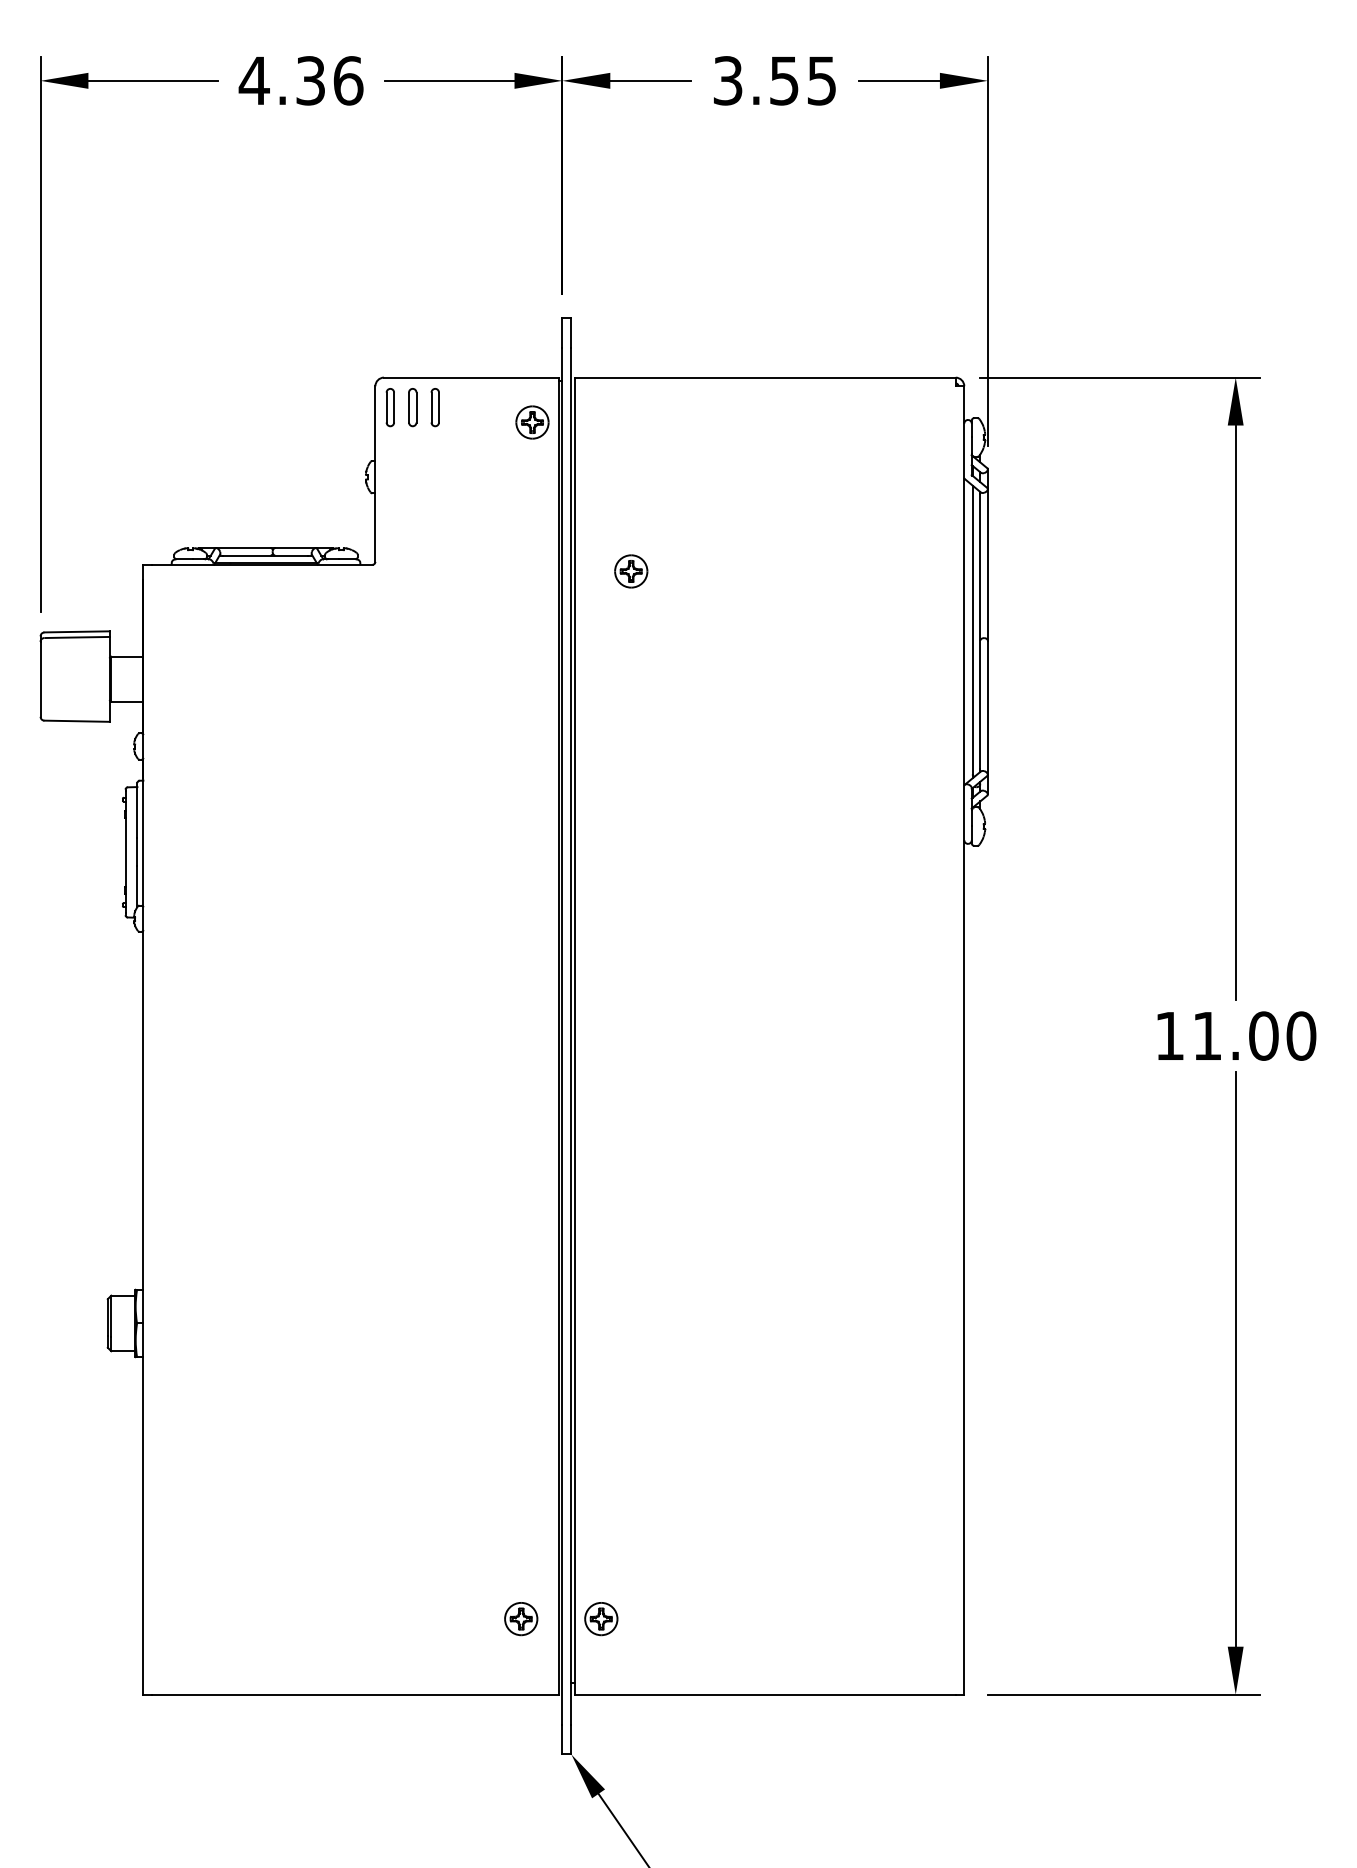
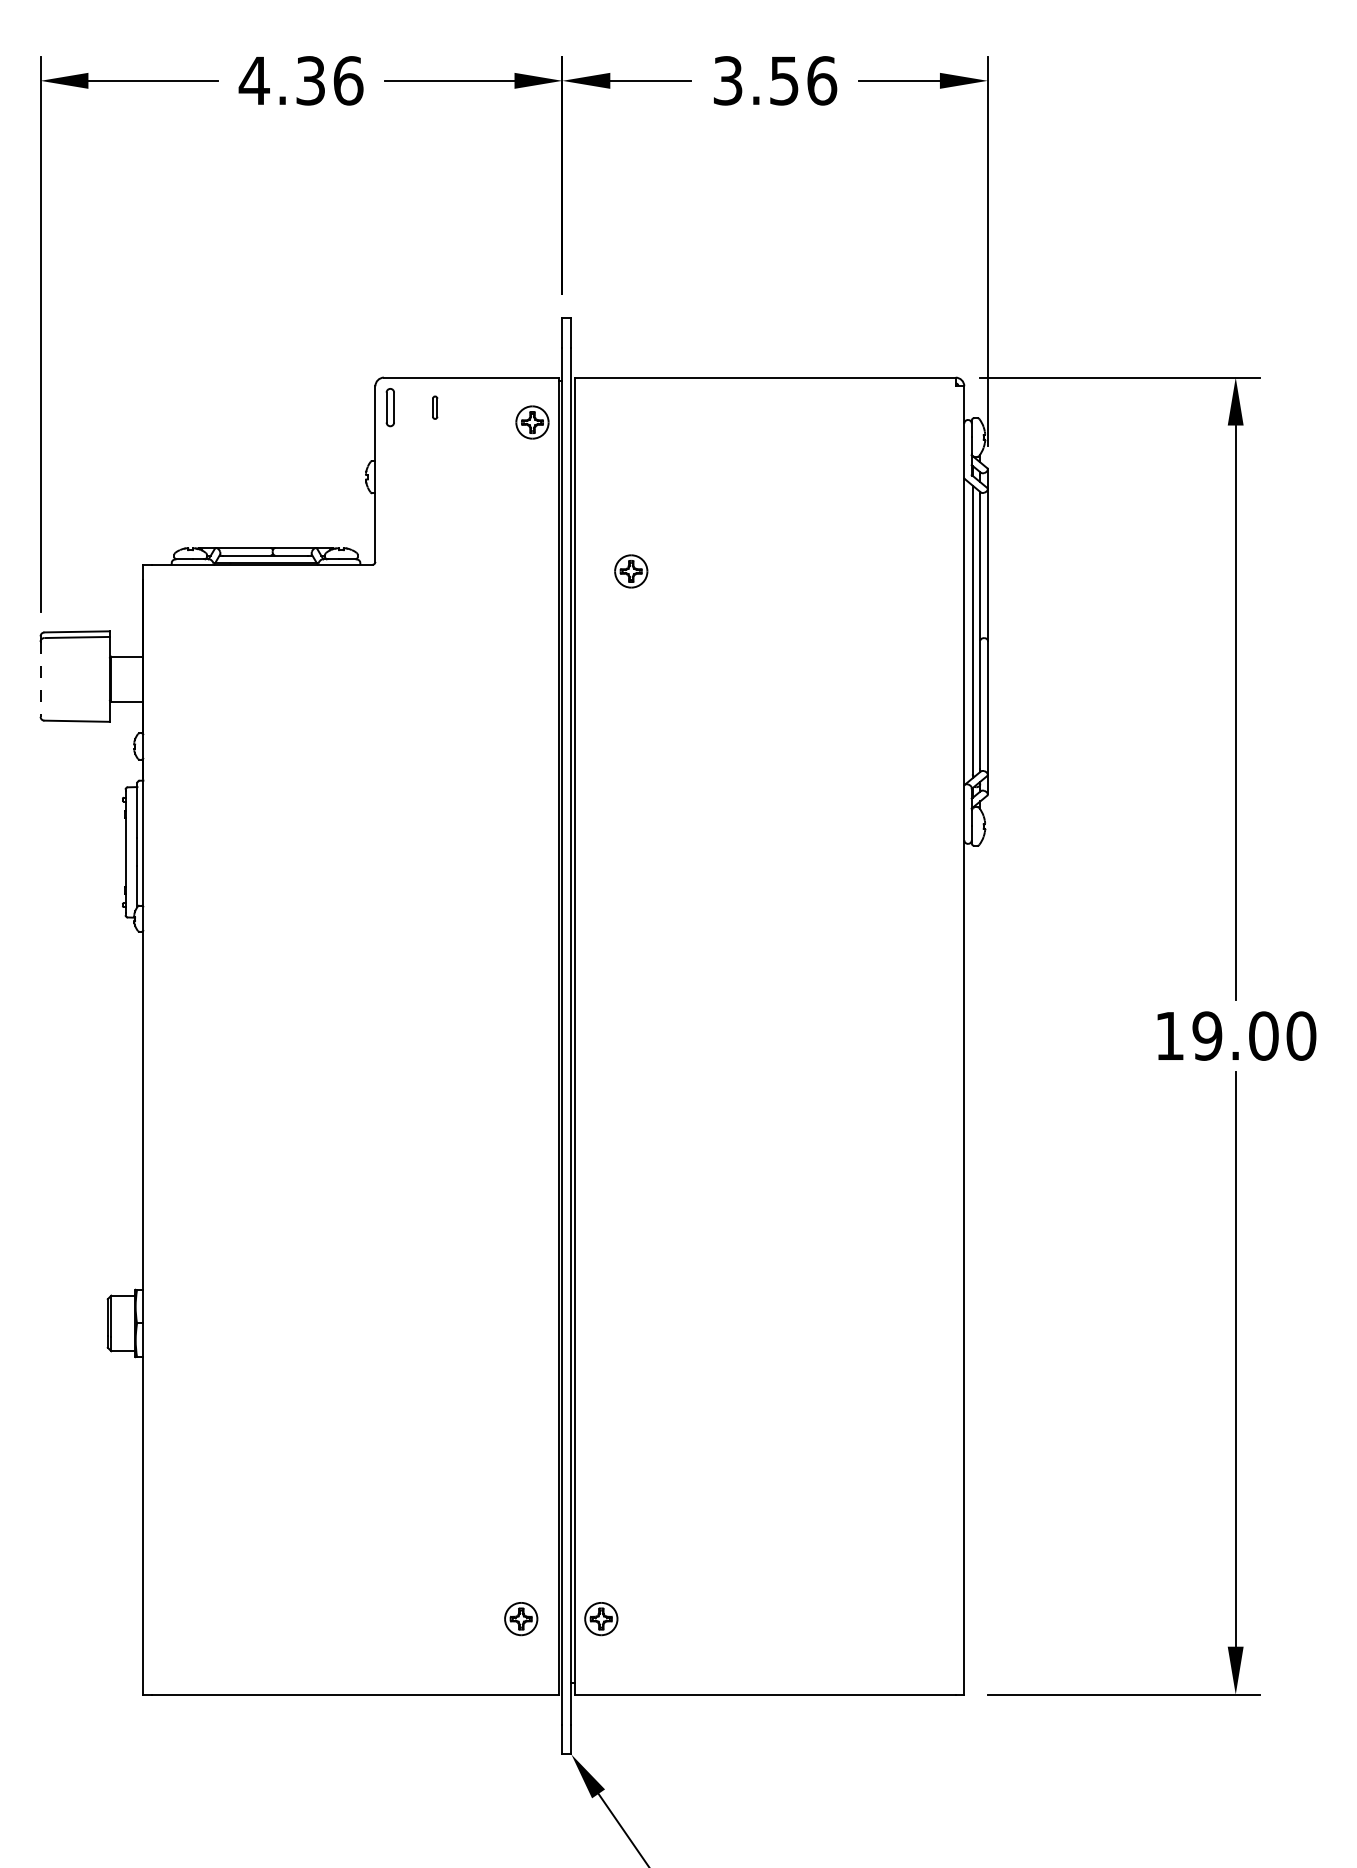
text: 3.55 -> 3.56 (822, 80)
part: present -> none (412, 407)
part size: 10x40 px -> 7x25 px (435, 407)
line: solid -> dashed (40, 679)
text: 11.00 -> 19.00 (1207, 1035)
